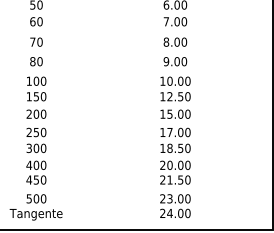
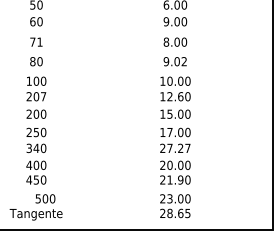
text: 7.00 -> 9.00 (166, 21)
text: 70 -> 71 (39, 41)
text: 9.00 -> 9.02 (184, 61)
text: 150 -> 207 (36, 96)
text: 12.50 -> 12.60 (180, 96)
text: 300 -> 340 (36, 148)
text: 18.50 -> 27.27 (175, 148)
text: 21.50 -> 21.90 (180, 179)
text position: (36, 198) -> (45, 198) (45, 198)
text: 24.00 -> 28.65 (178, 213)
